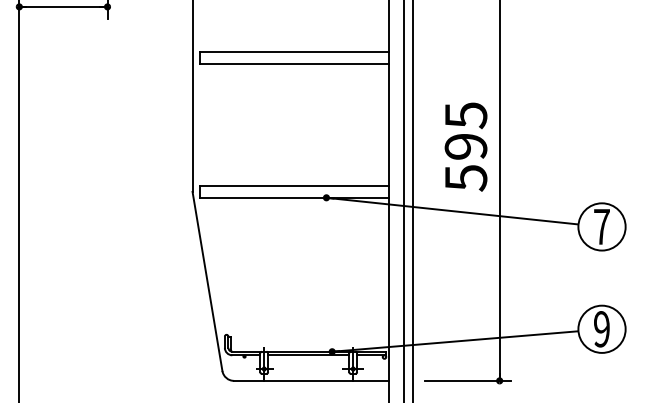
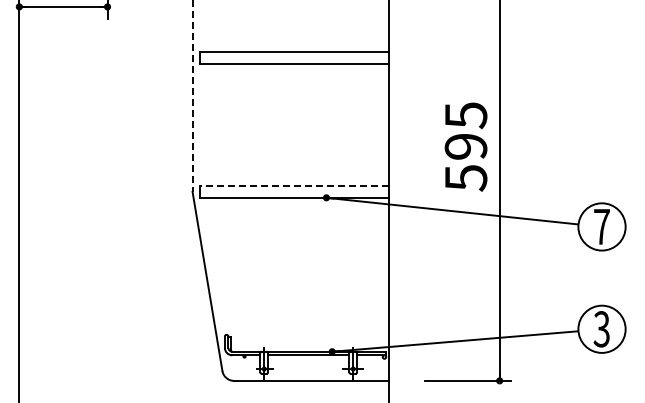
line: solid -> dashed (192, 96)
line: solid -> dashed (294, 186)
line: present -> none (403, 200)
line: present -> none (413, 200)
text: 9 -> 3 (601, 329)
